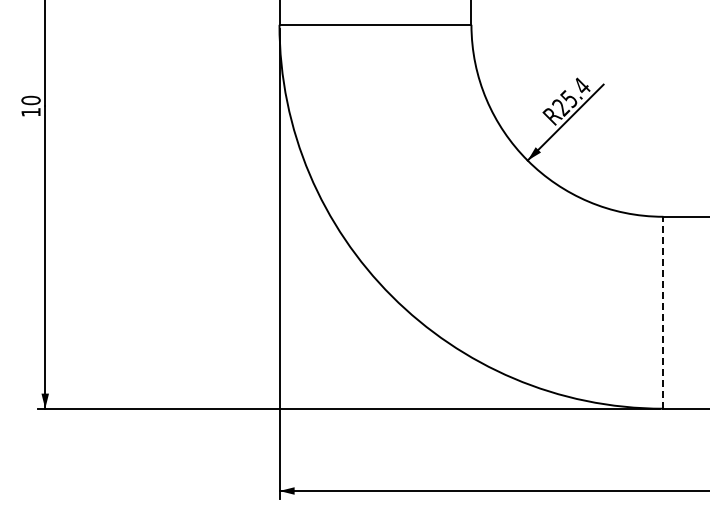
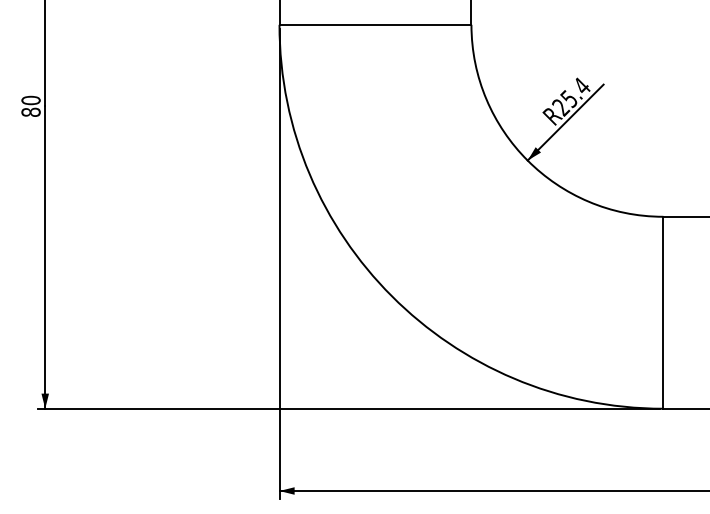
text: 10 -> 80 (30, 111)
line: dashed -> solid (663, 312)
